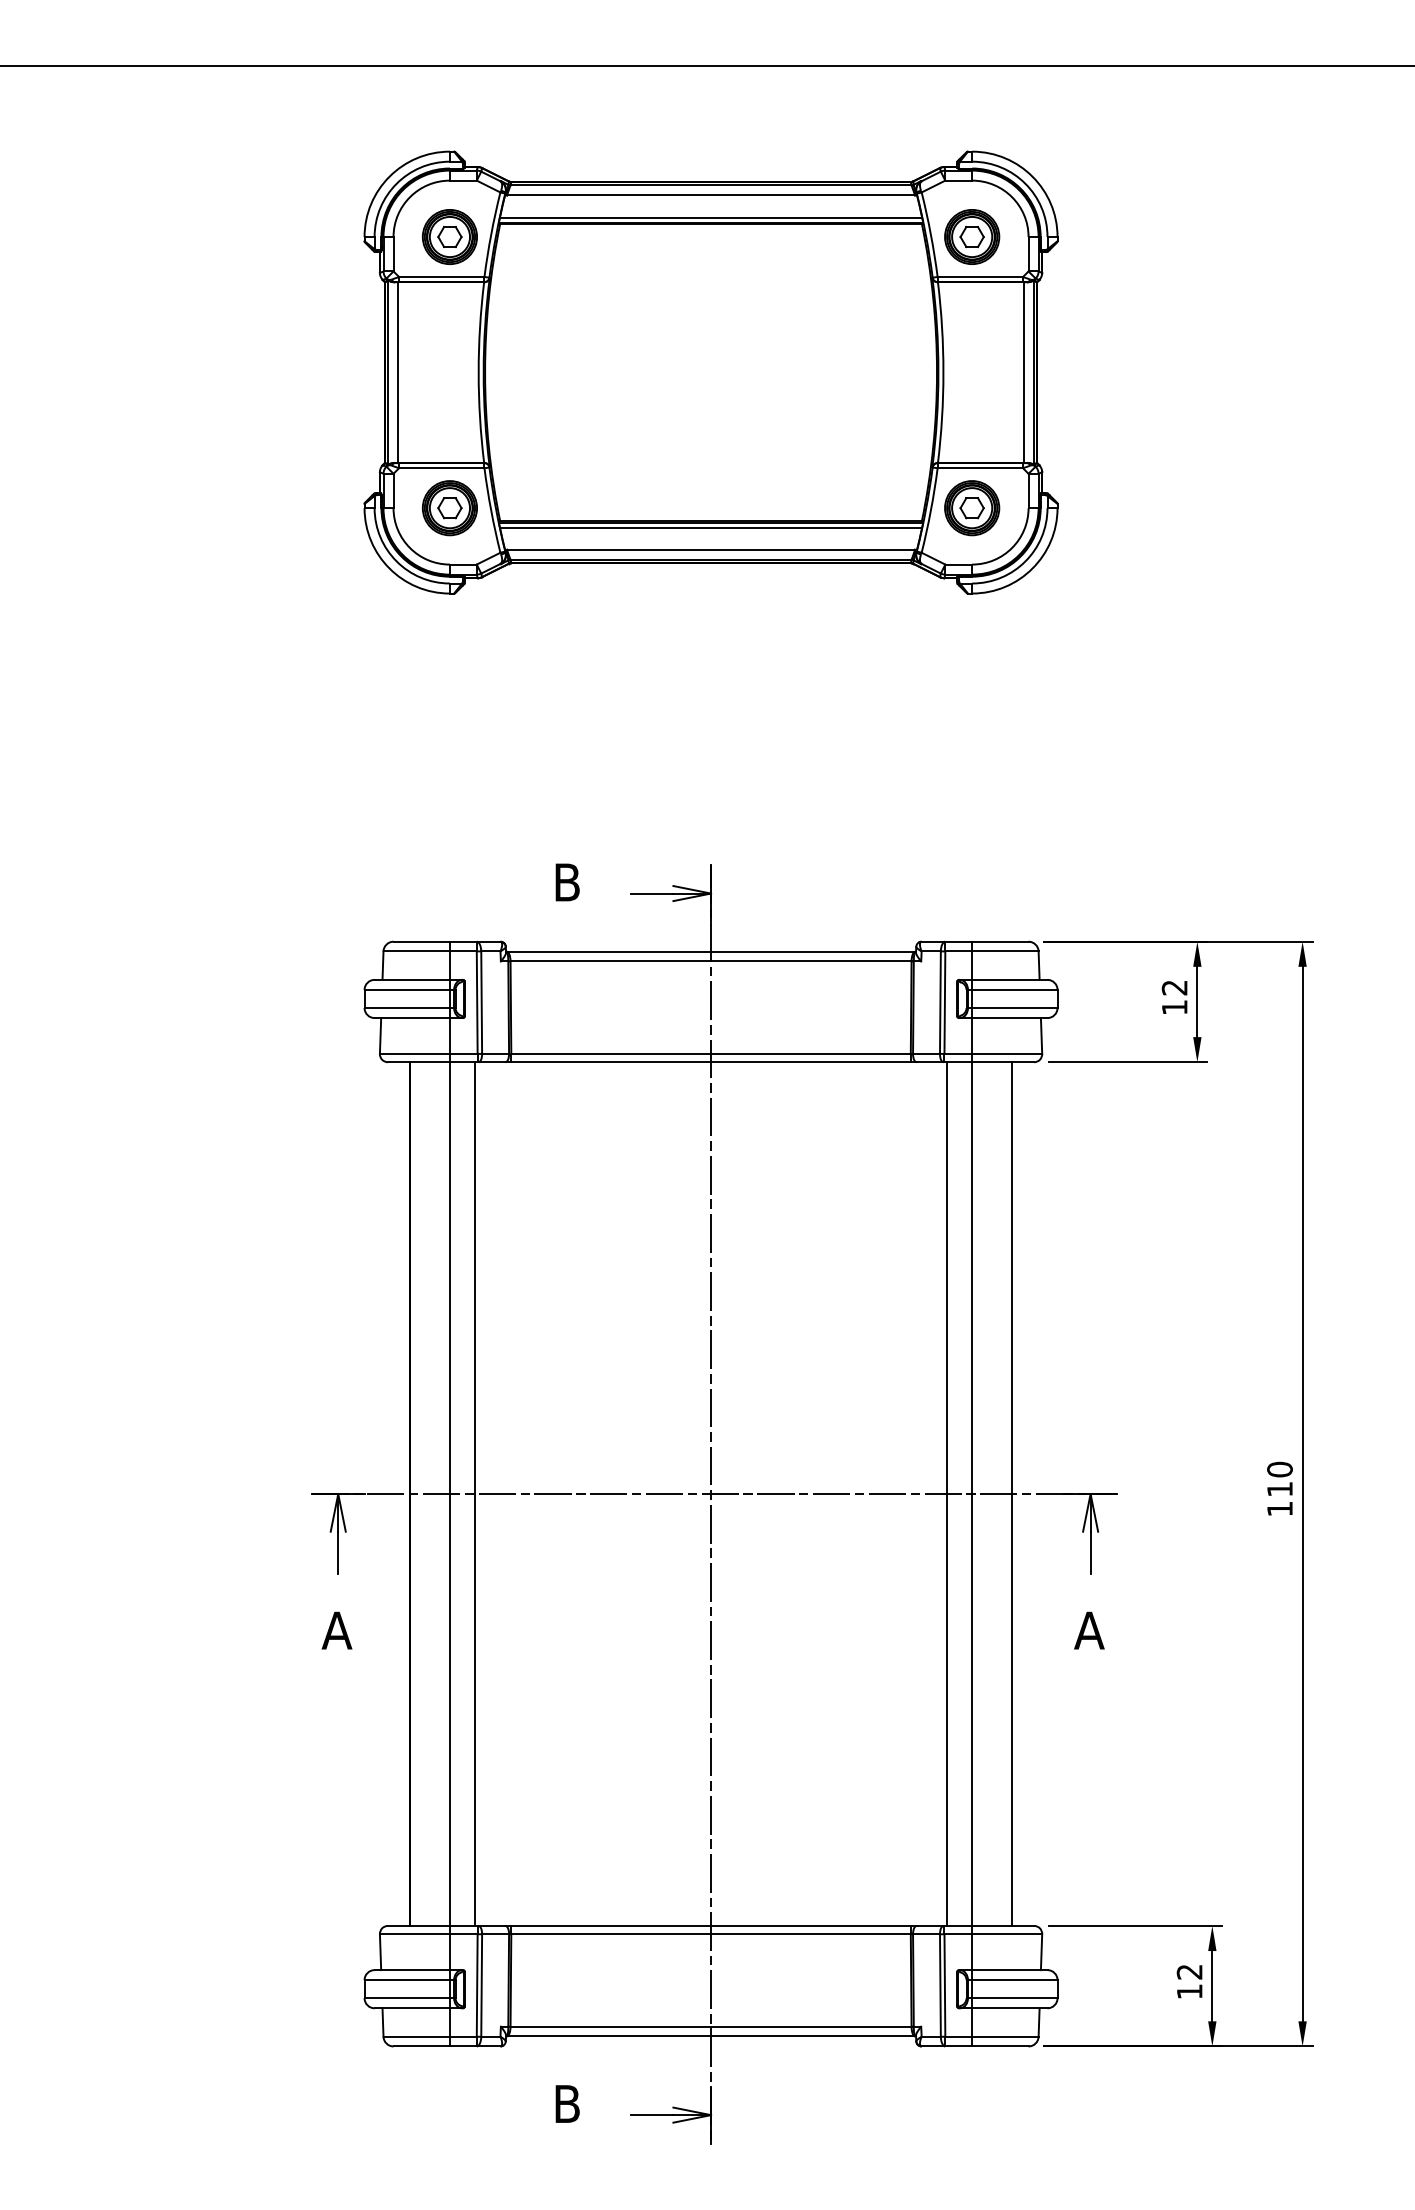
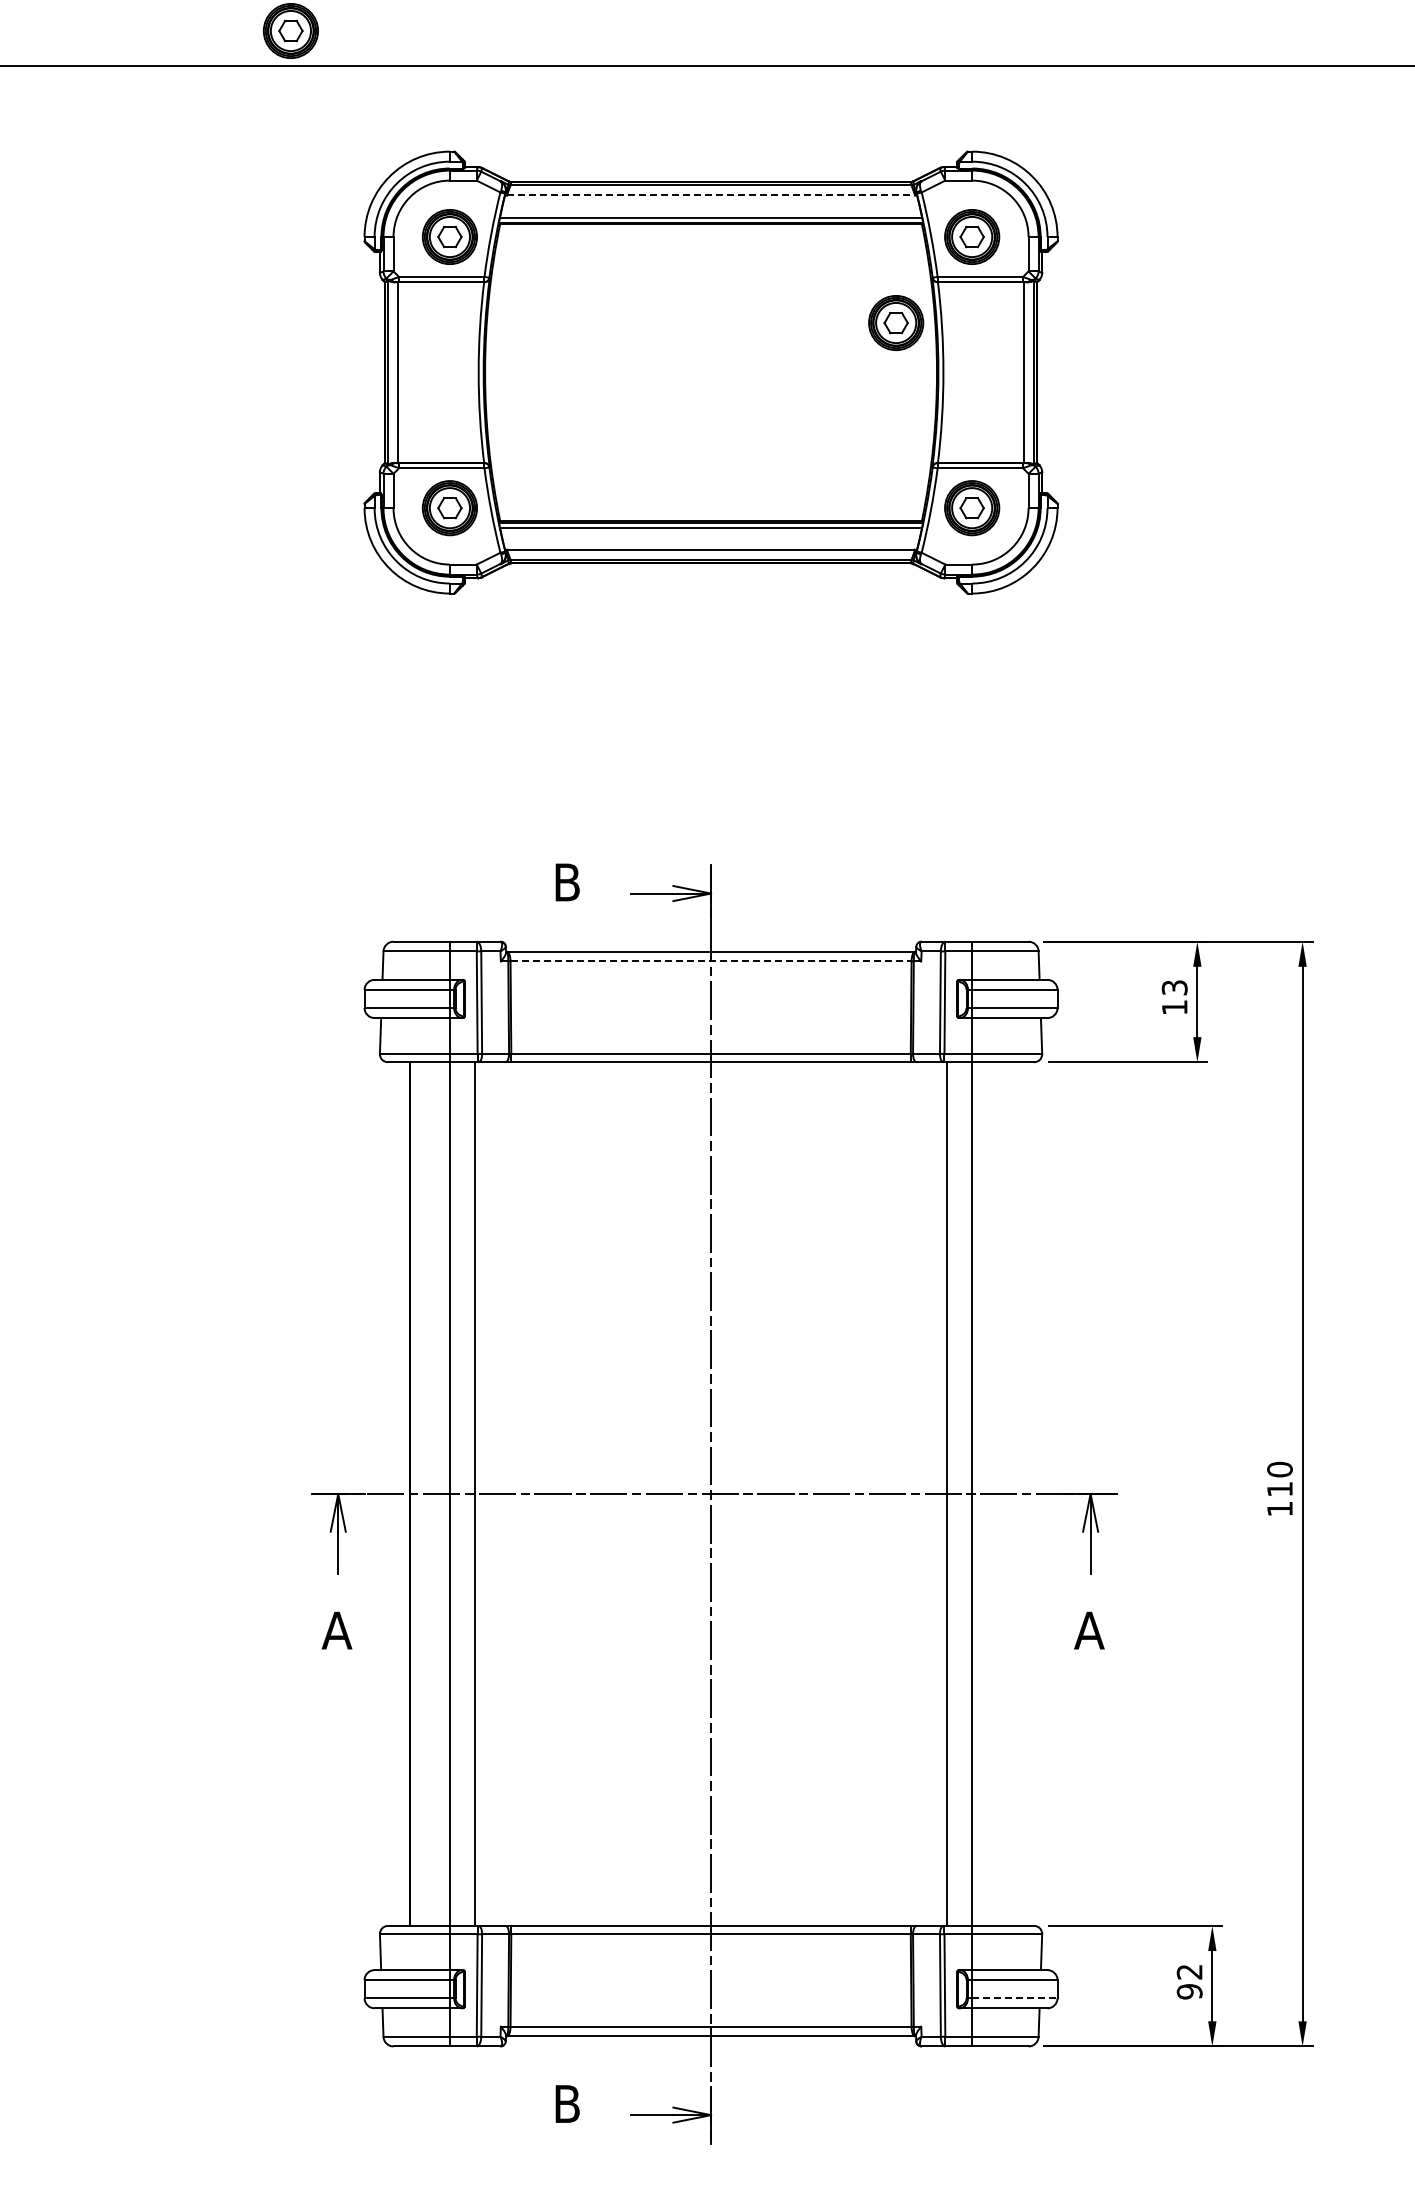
part: none -> present (290, 30)
line: solid -> dashed (711, 195)
part: none -> present (896, 322)
line: solid -> dashed (711, 961)
text: 12 -> 13 (1174, 987)
line: present -> none (1012, 1493)
text: 12 -> 92 (1189, 1991)
line: solid -> dashed (1014, 1998)
